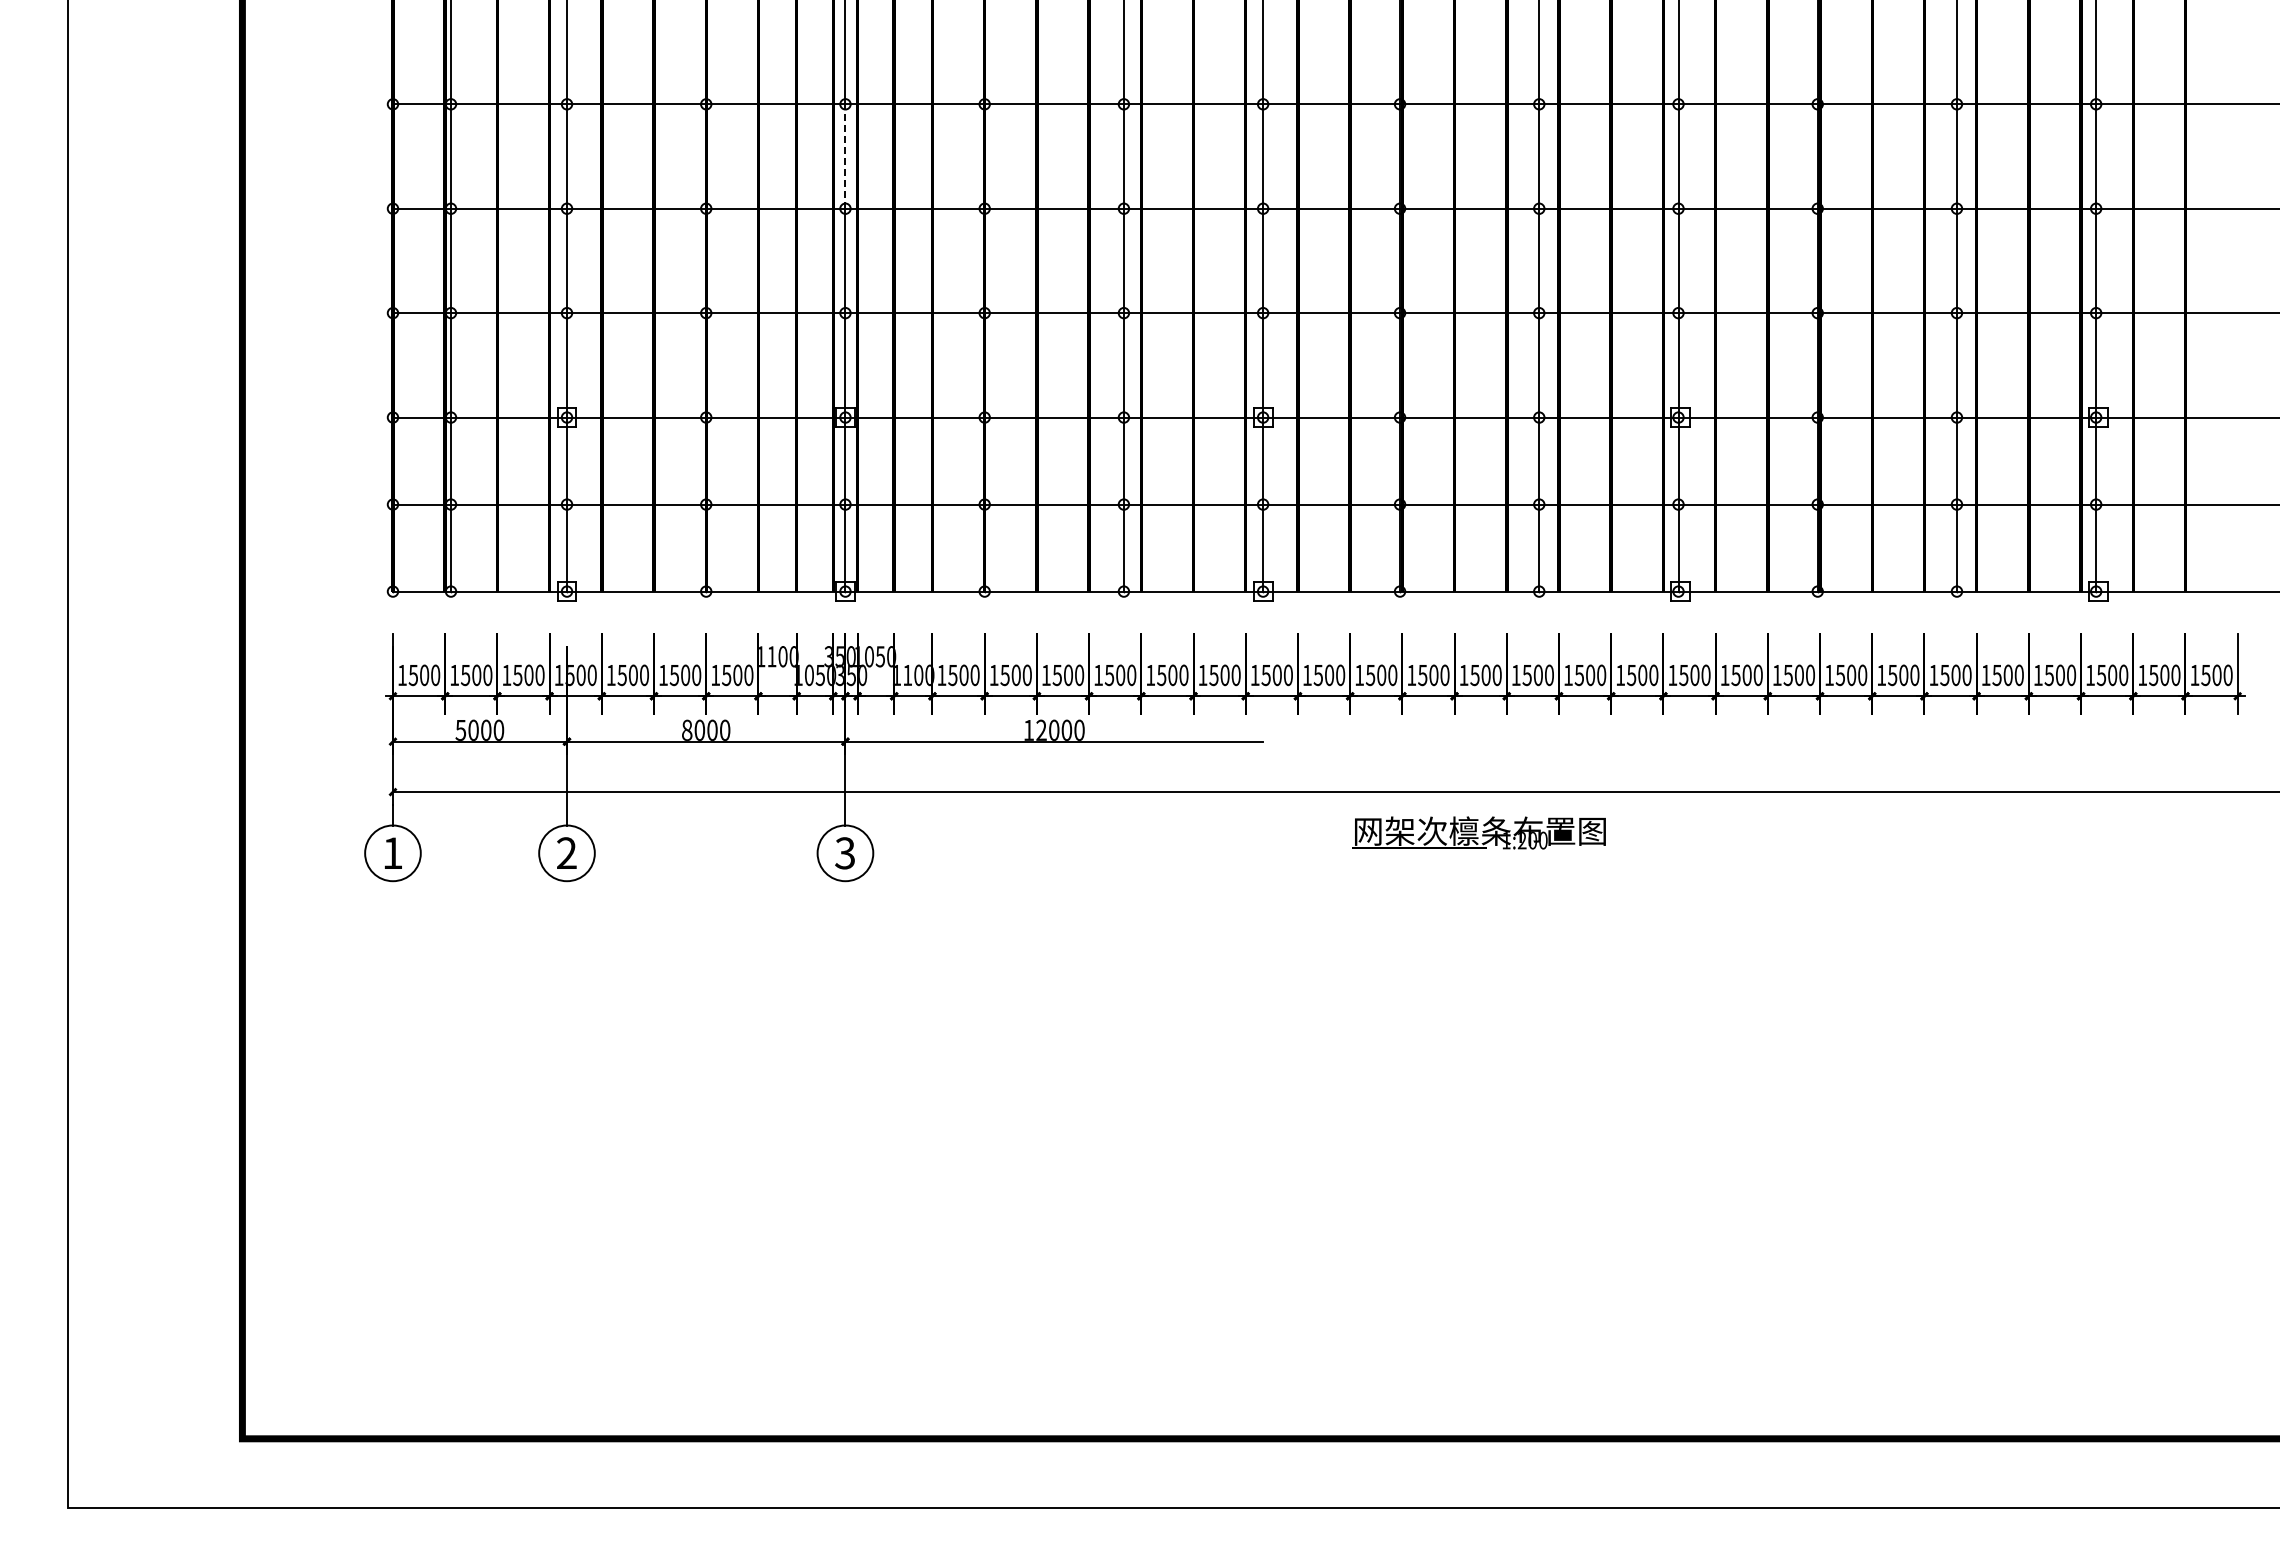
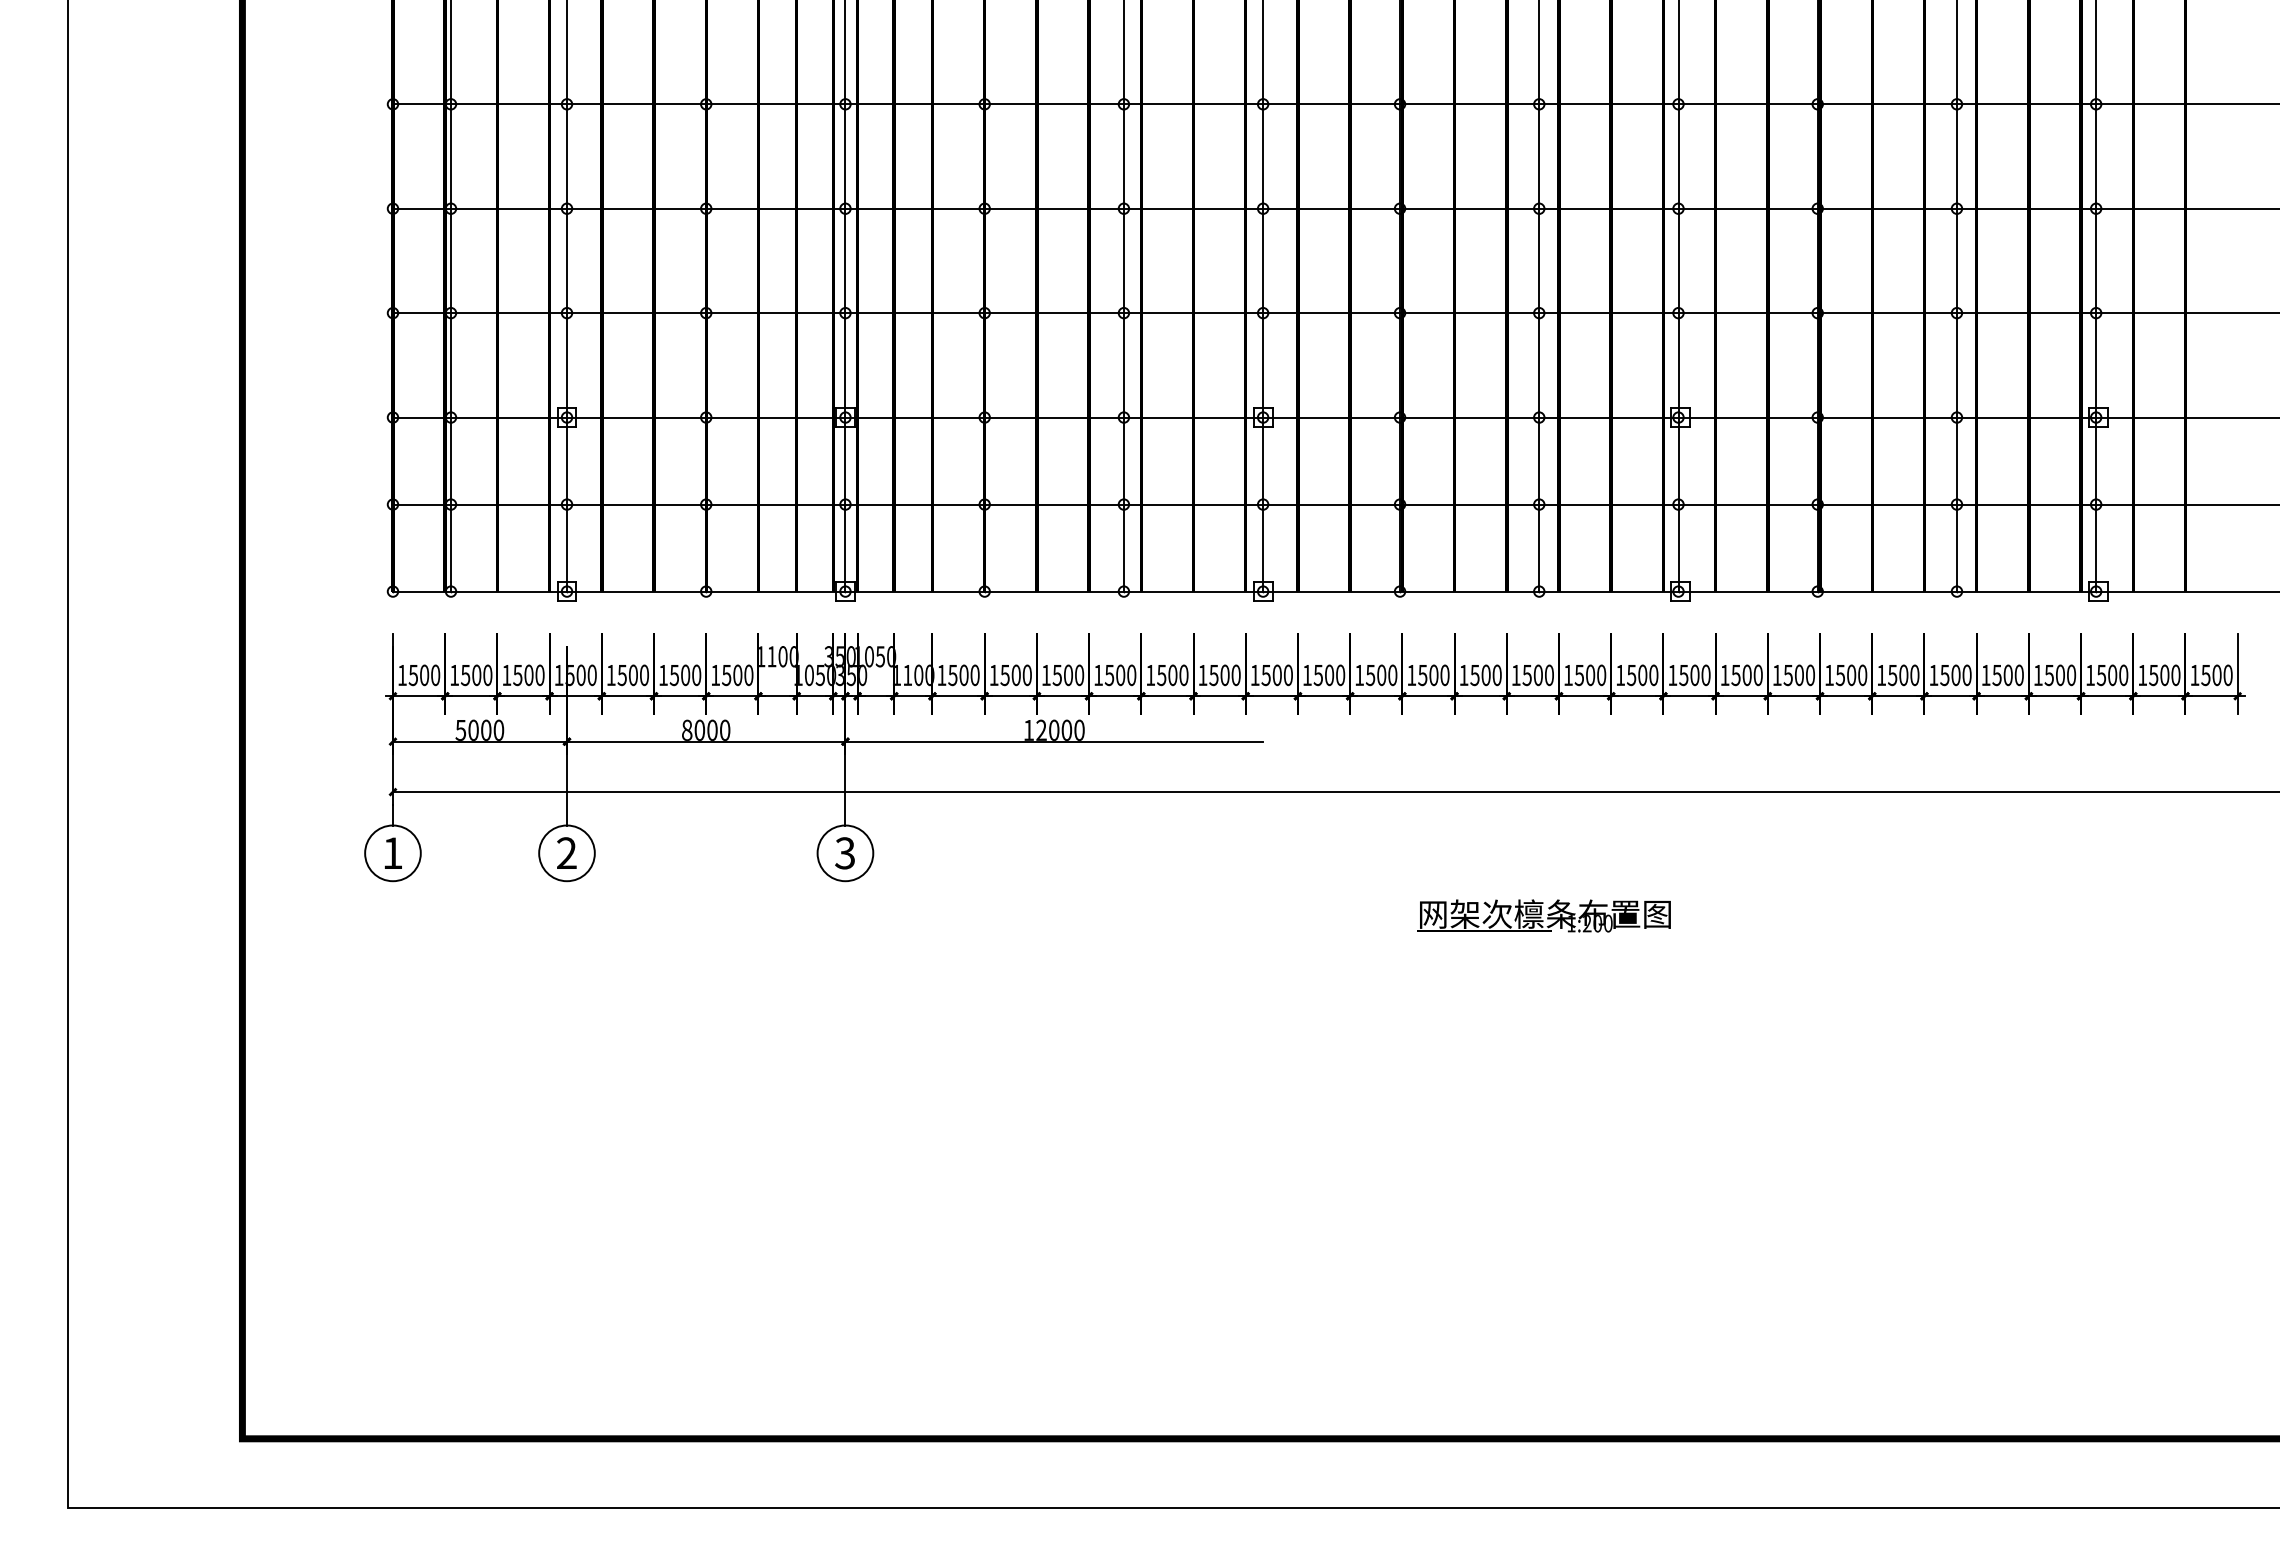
line: dashed -> solid (845, 156)
text position: (1478, 832) -> (1543, 915) (1543, 915)
